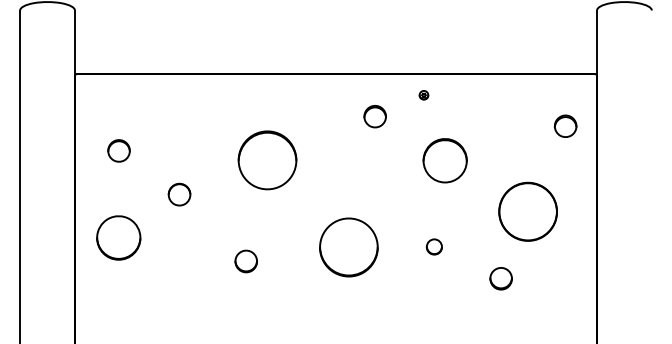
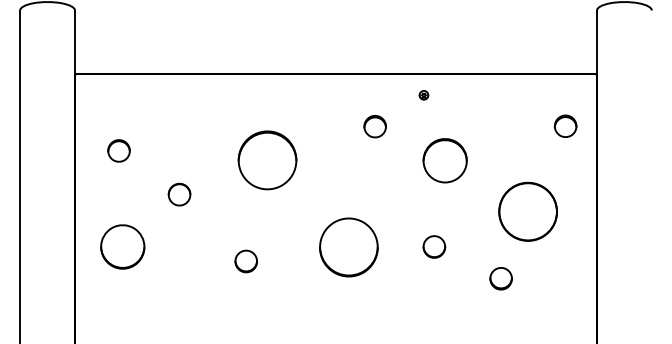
part position: (374, 116) -> (374, 126) (374, 126)
part position: (118, 237) -> (122, 246) (122, 246)
part size: 18x18 px -> 25x24 px (434, 246)
